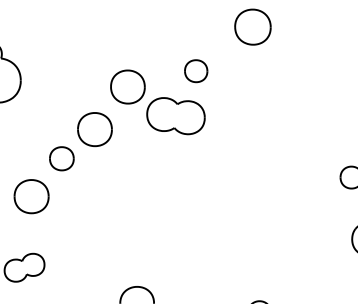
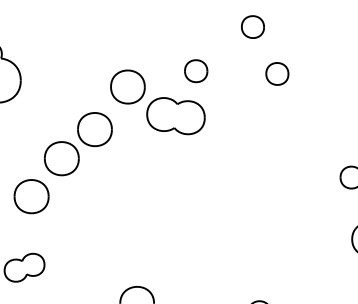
part size: 38x38 px -> 24x24 px (252, 26)
part: none -> present (277, 73)
part size: 26x26 px -> 36x36 px (61, 158)
